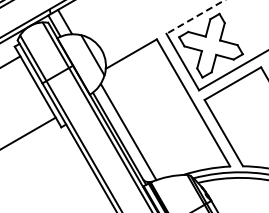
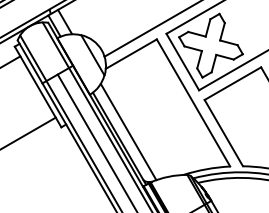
line: dashed -> solid (195, 17)
line: none -> present (151, 29)
line: none -> present (96, 141)
